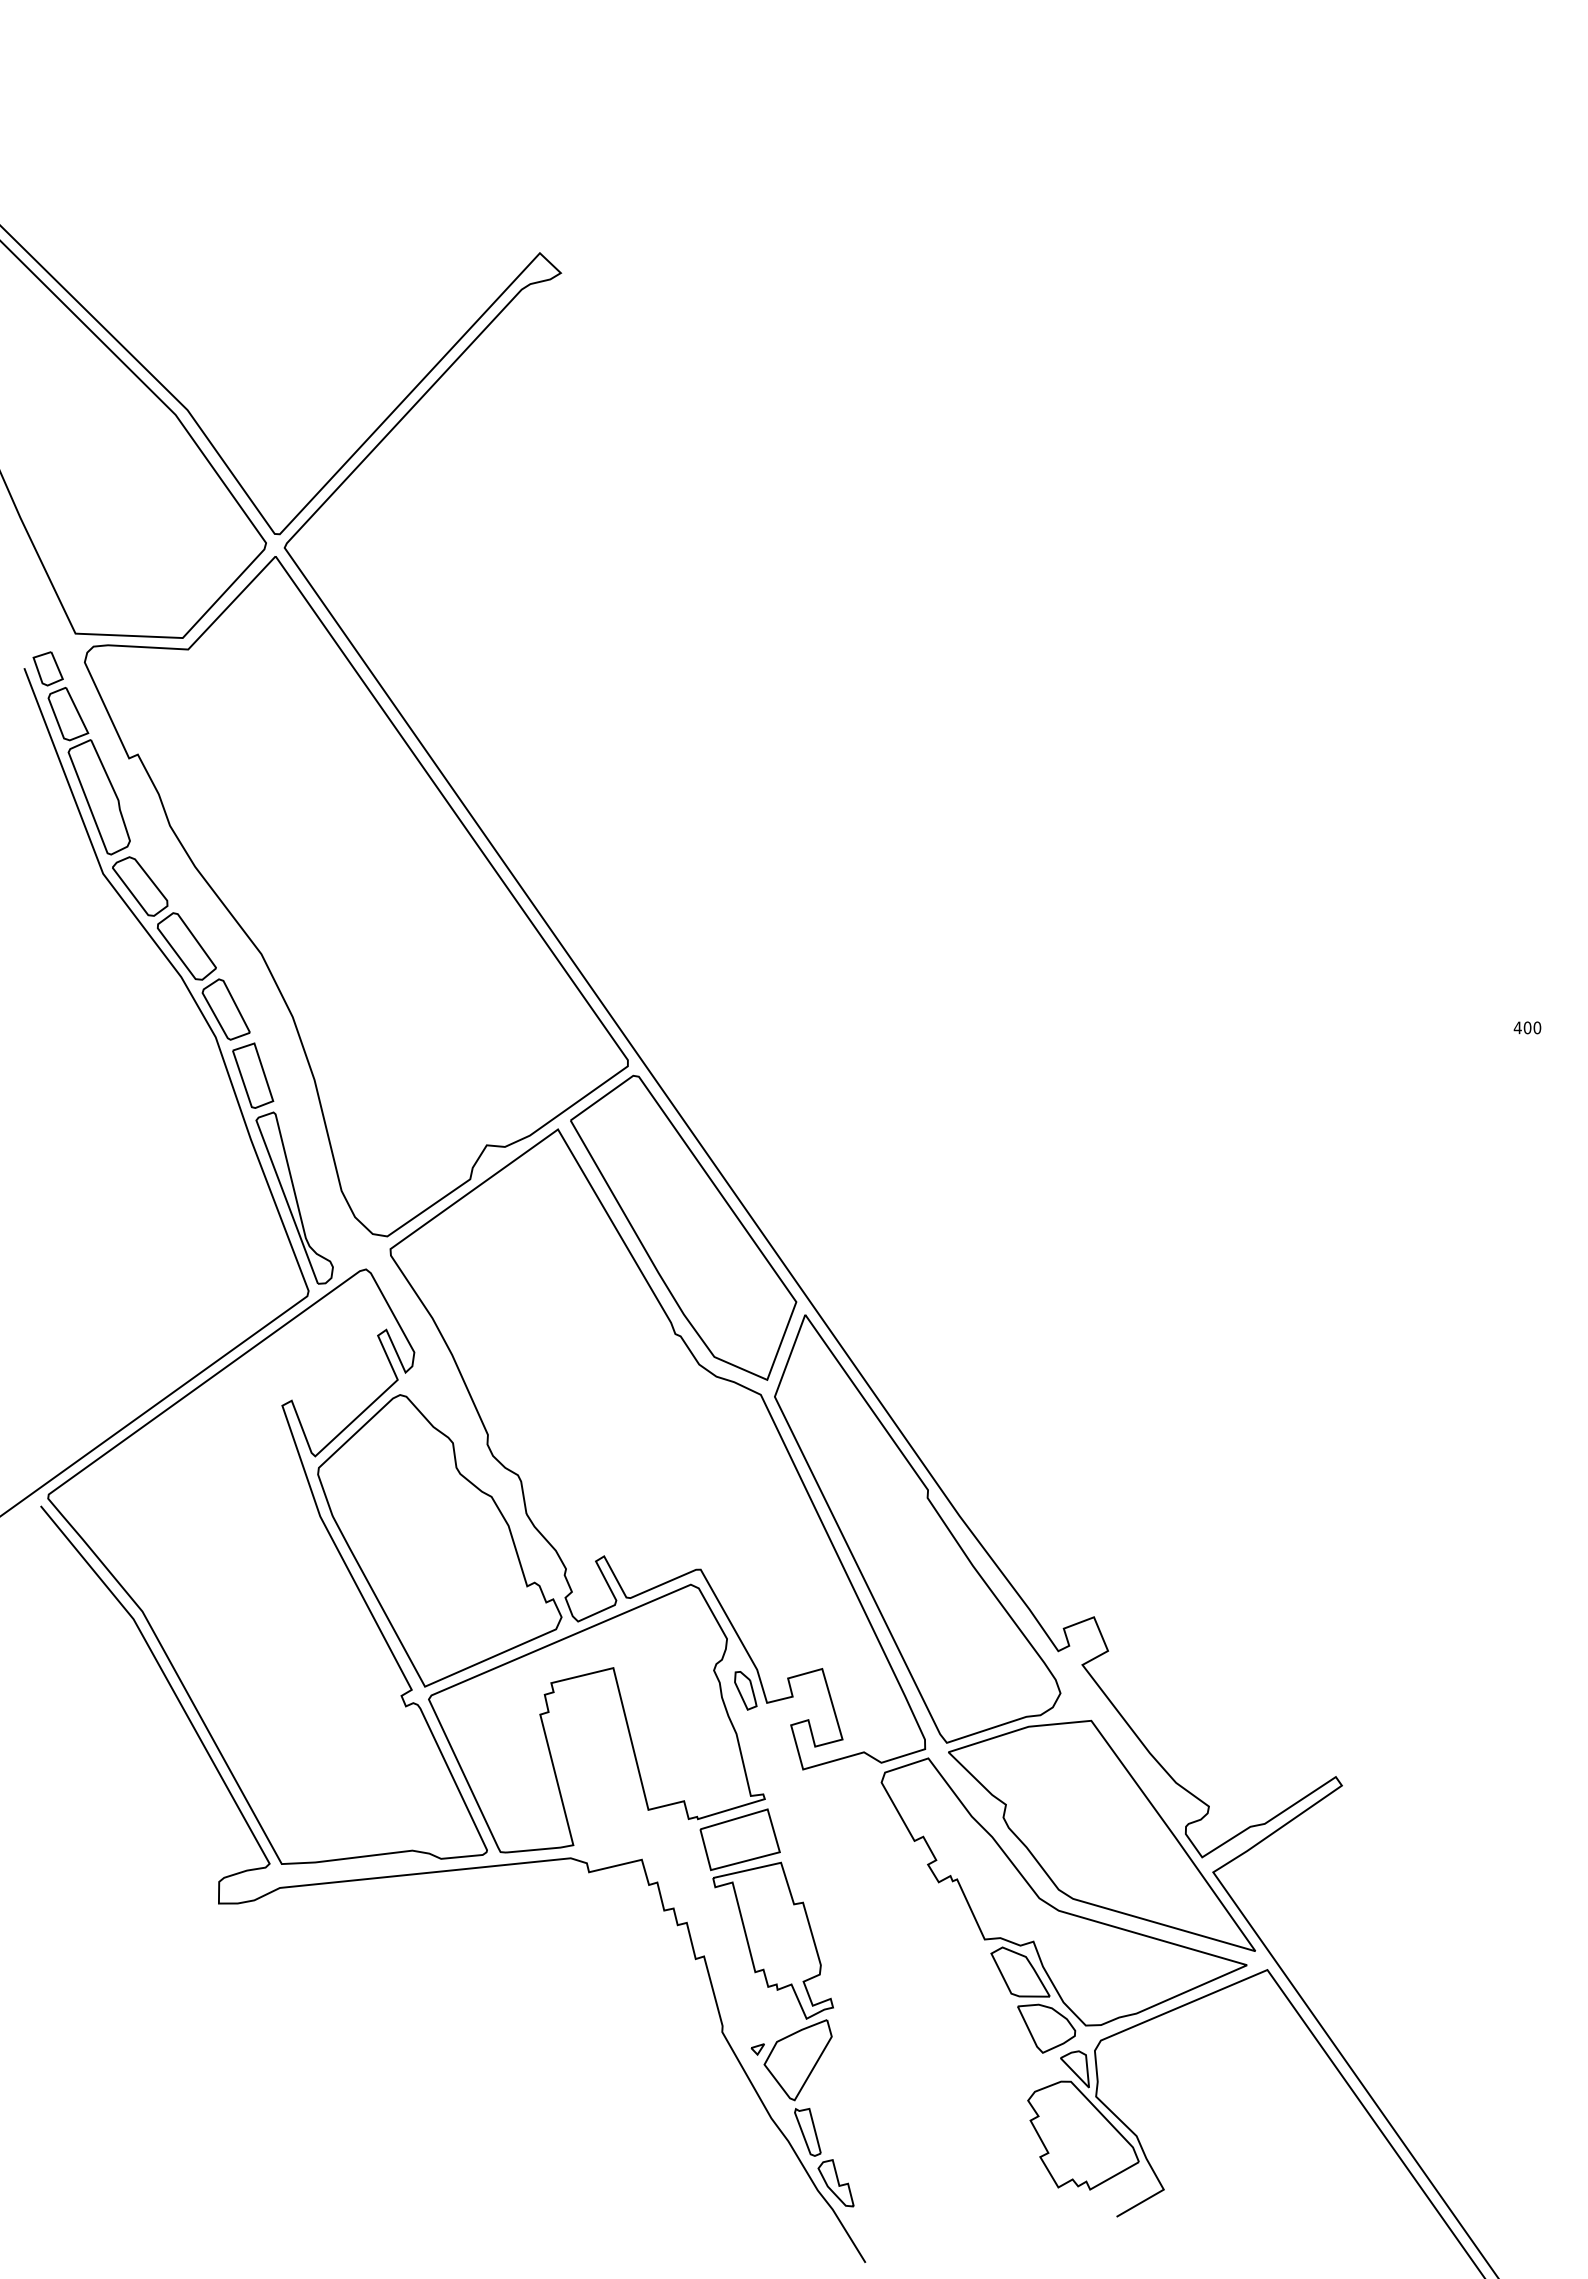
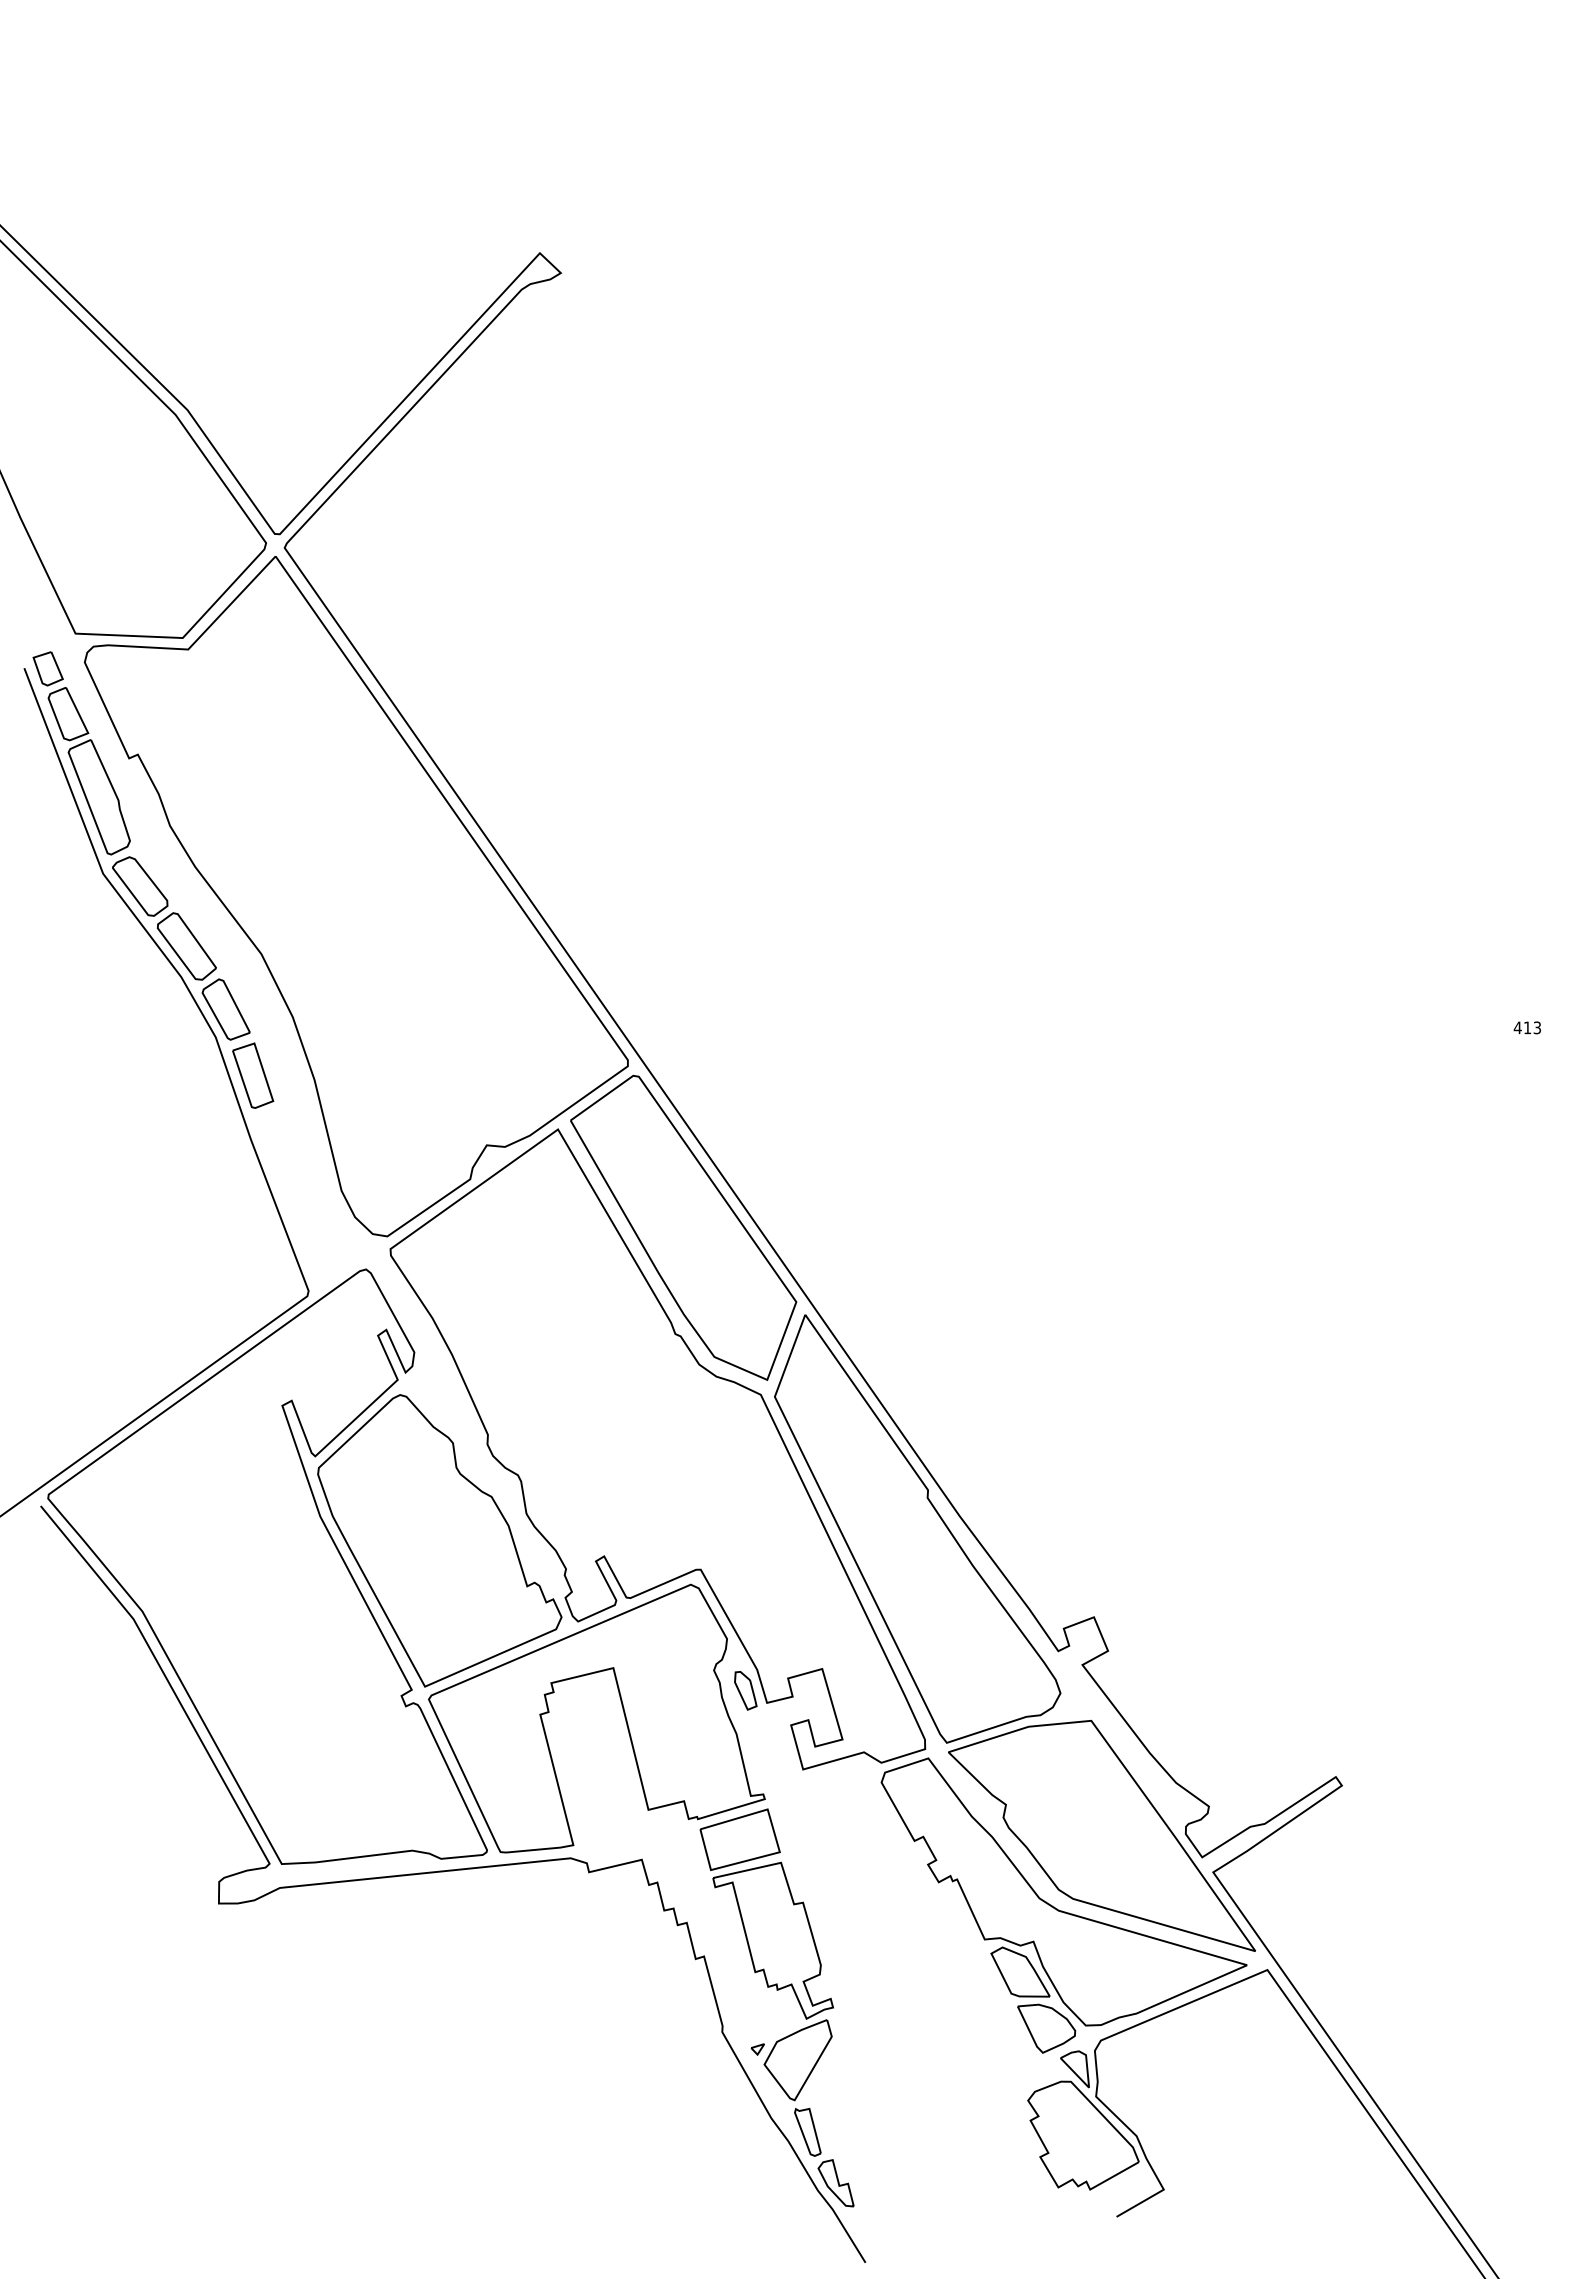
text: 400 -> 413 (1532, 1027)
part: present -> none (294, 1197)
